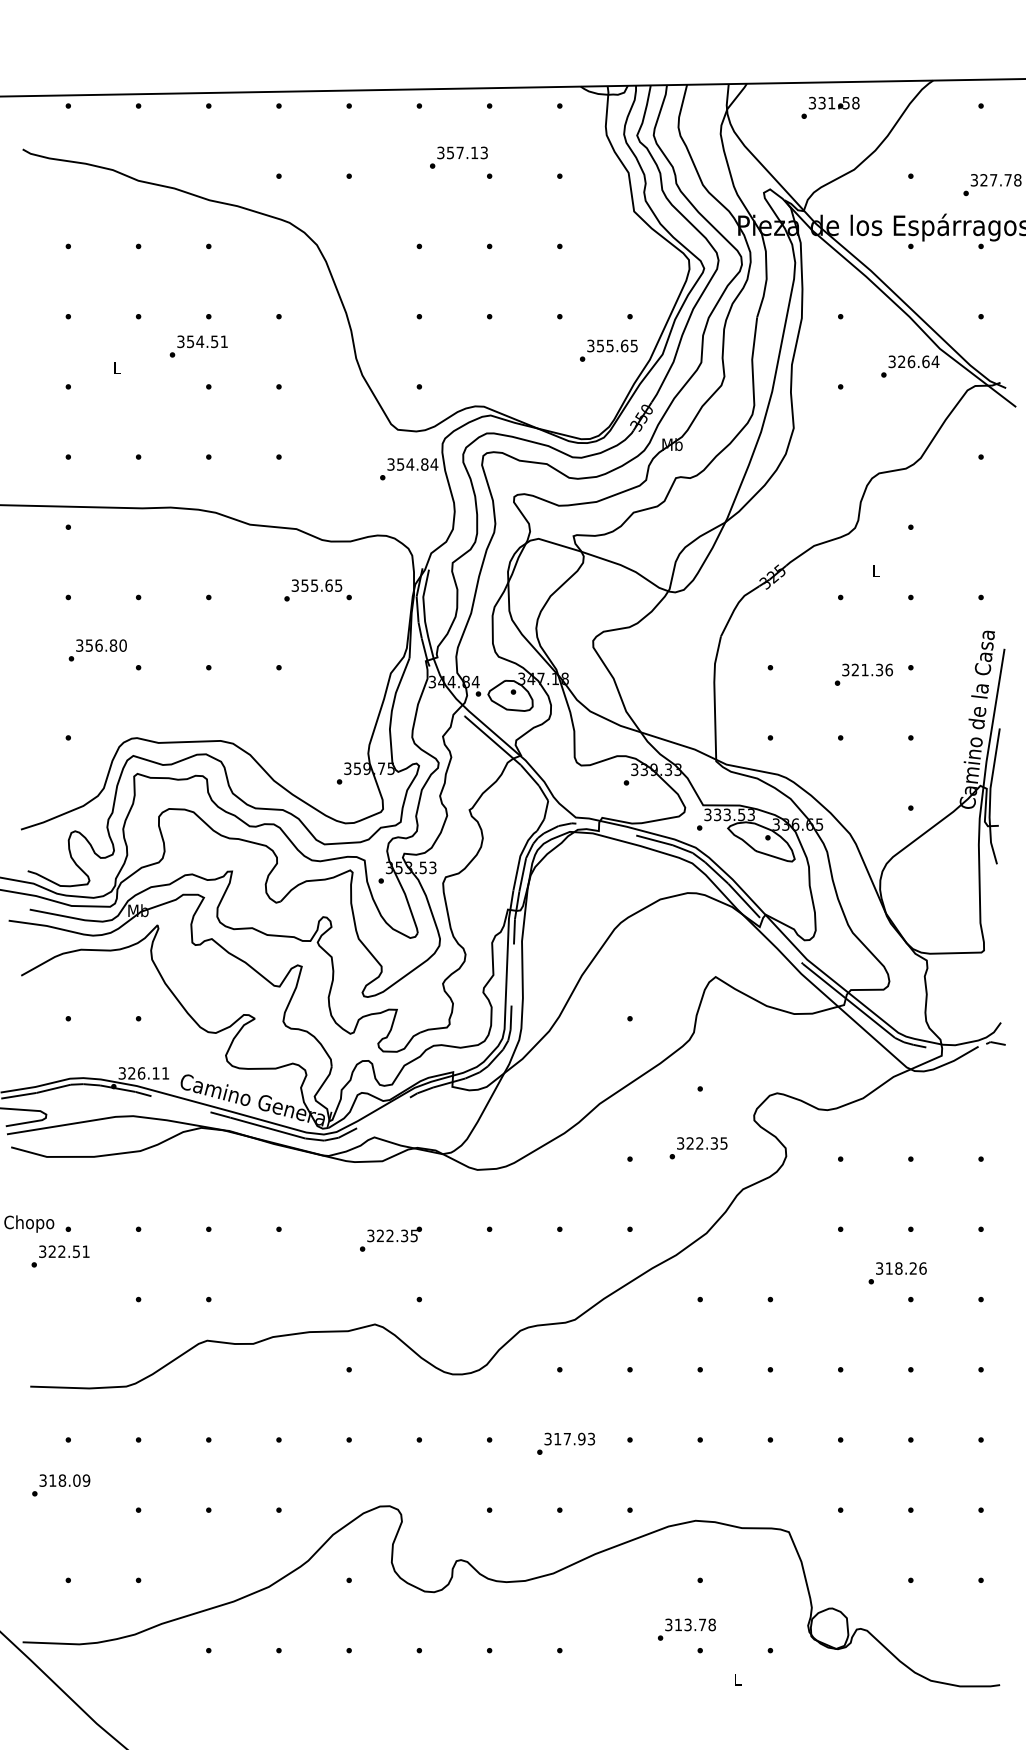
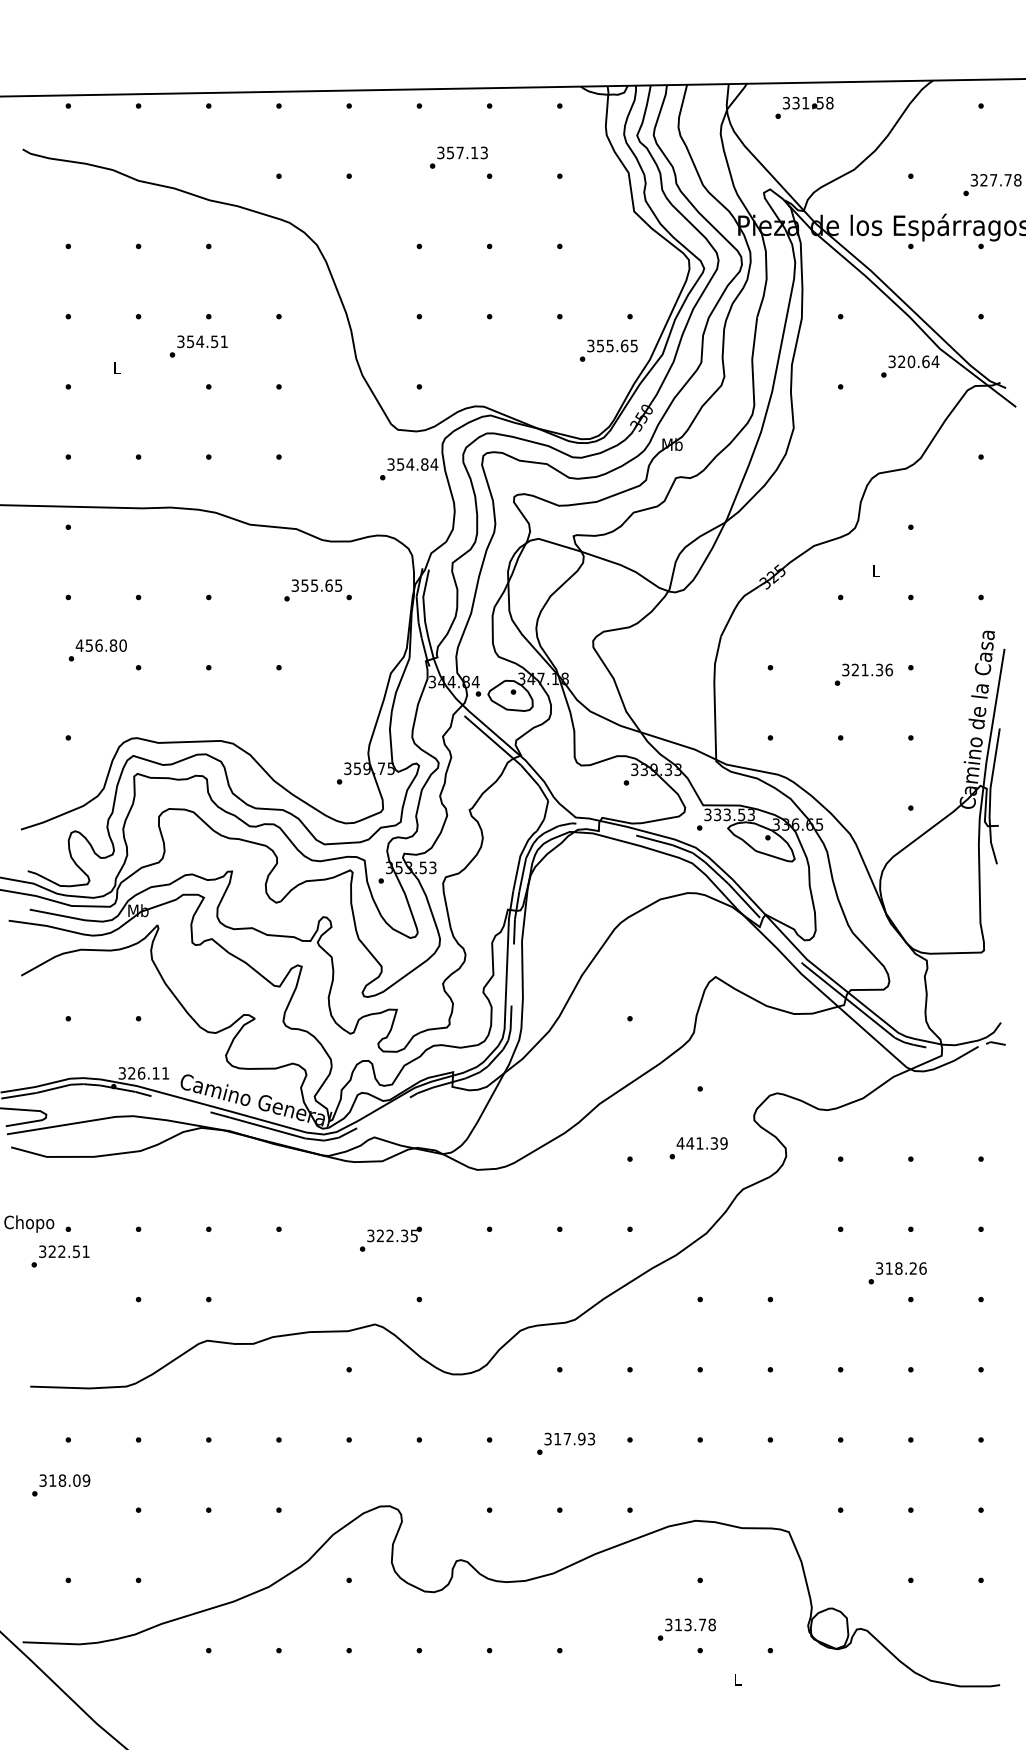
text position: (830, 107) -> (804, 107) (804, 107)
text: 326.64 -> 320.64 (911, 361)
text: 356.80 -> 456.80 (79, 645)
text: 322.35 -> 441.39 (701, 1143)
